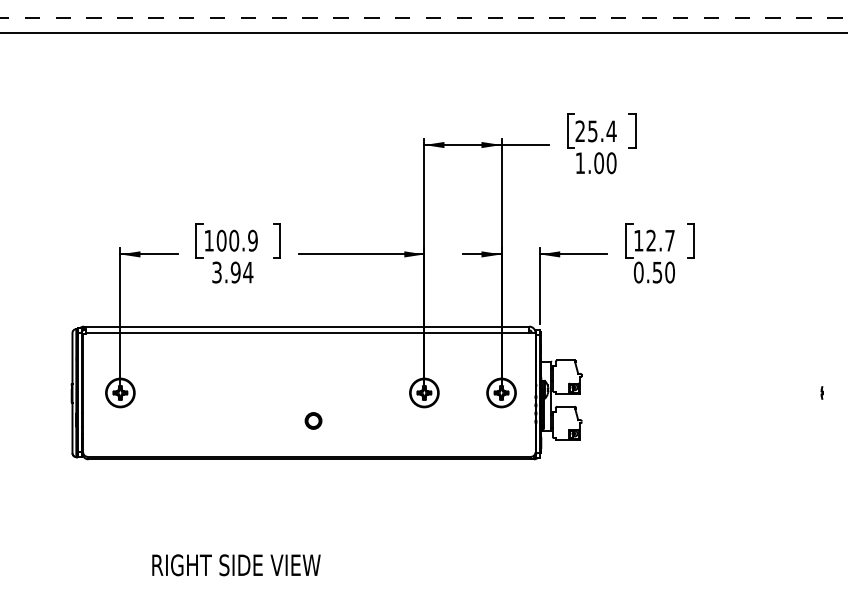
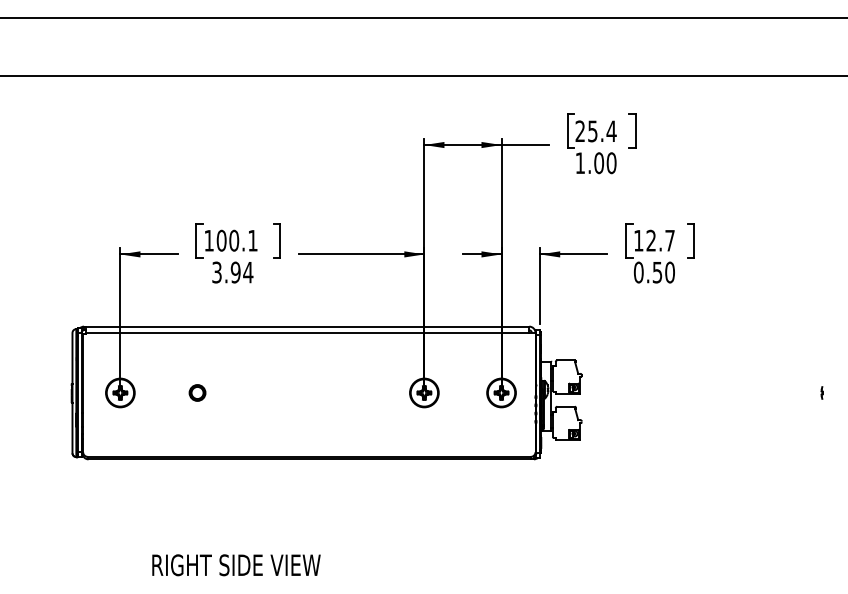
line: dashed -> solid (424, 17)
line position: (423, 32) -> (423, 75) (423, 75)
text: 100.9 -> 100.1 (252, 240)
part position: (313, 420) -> (197, 392) (197, 392)
